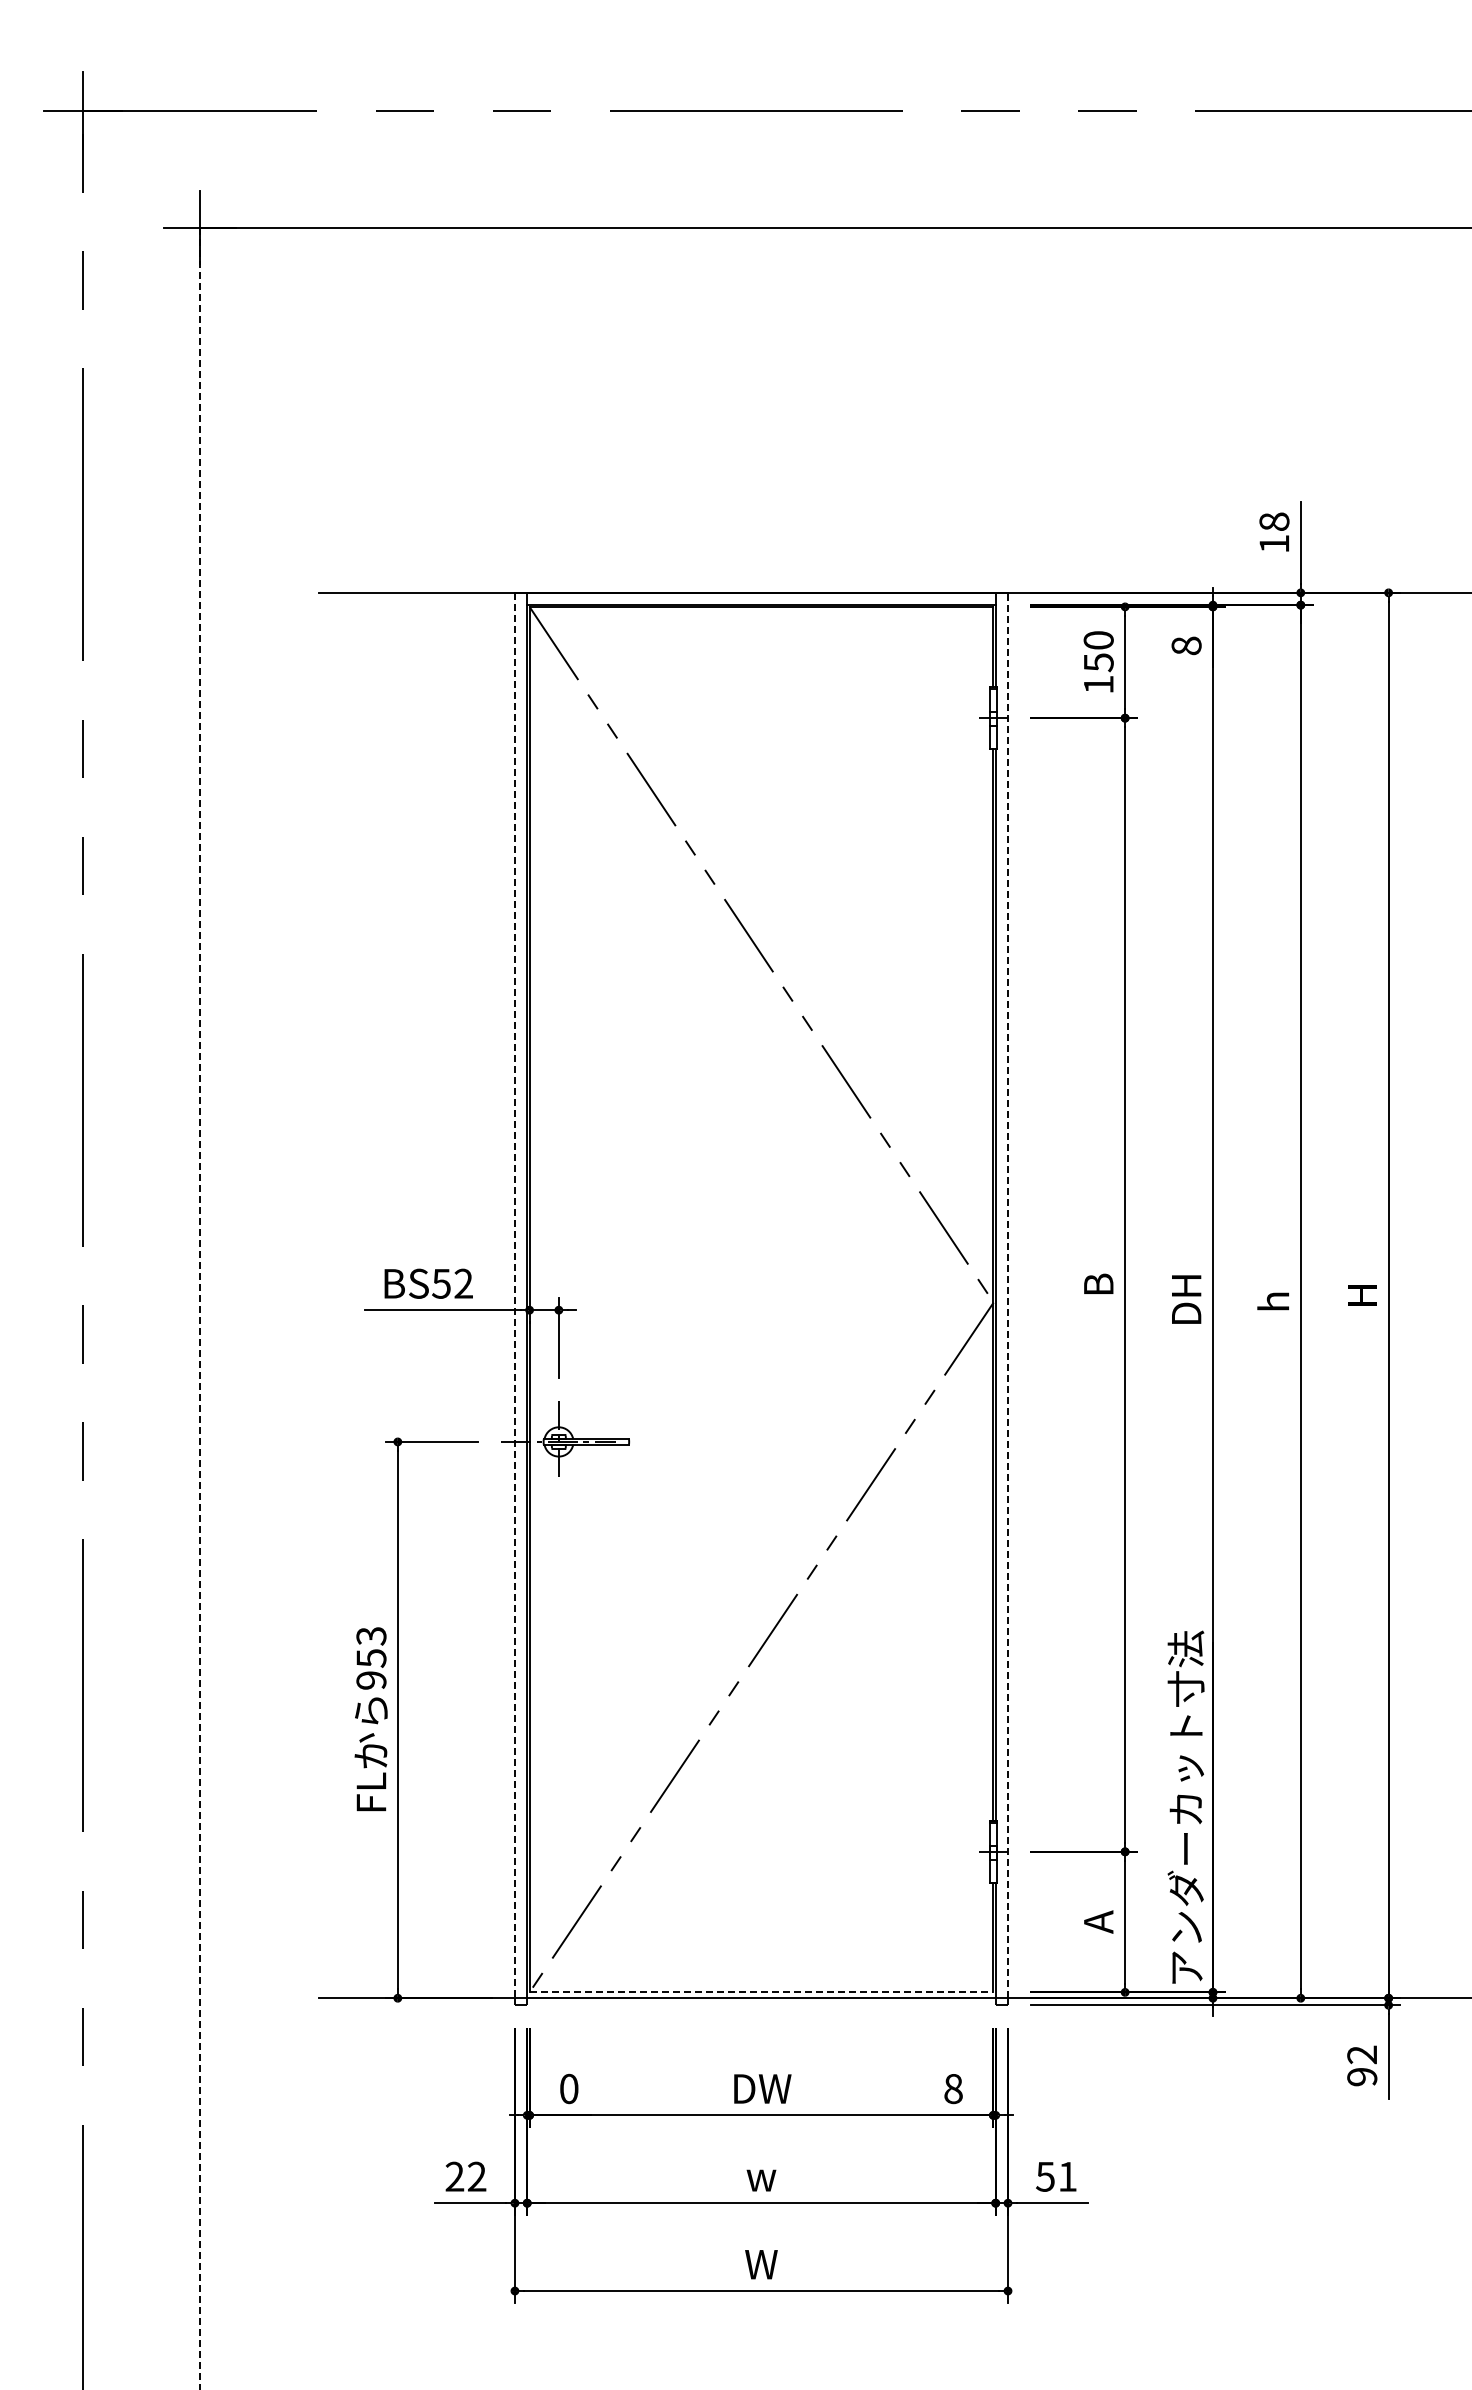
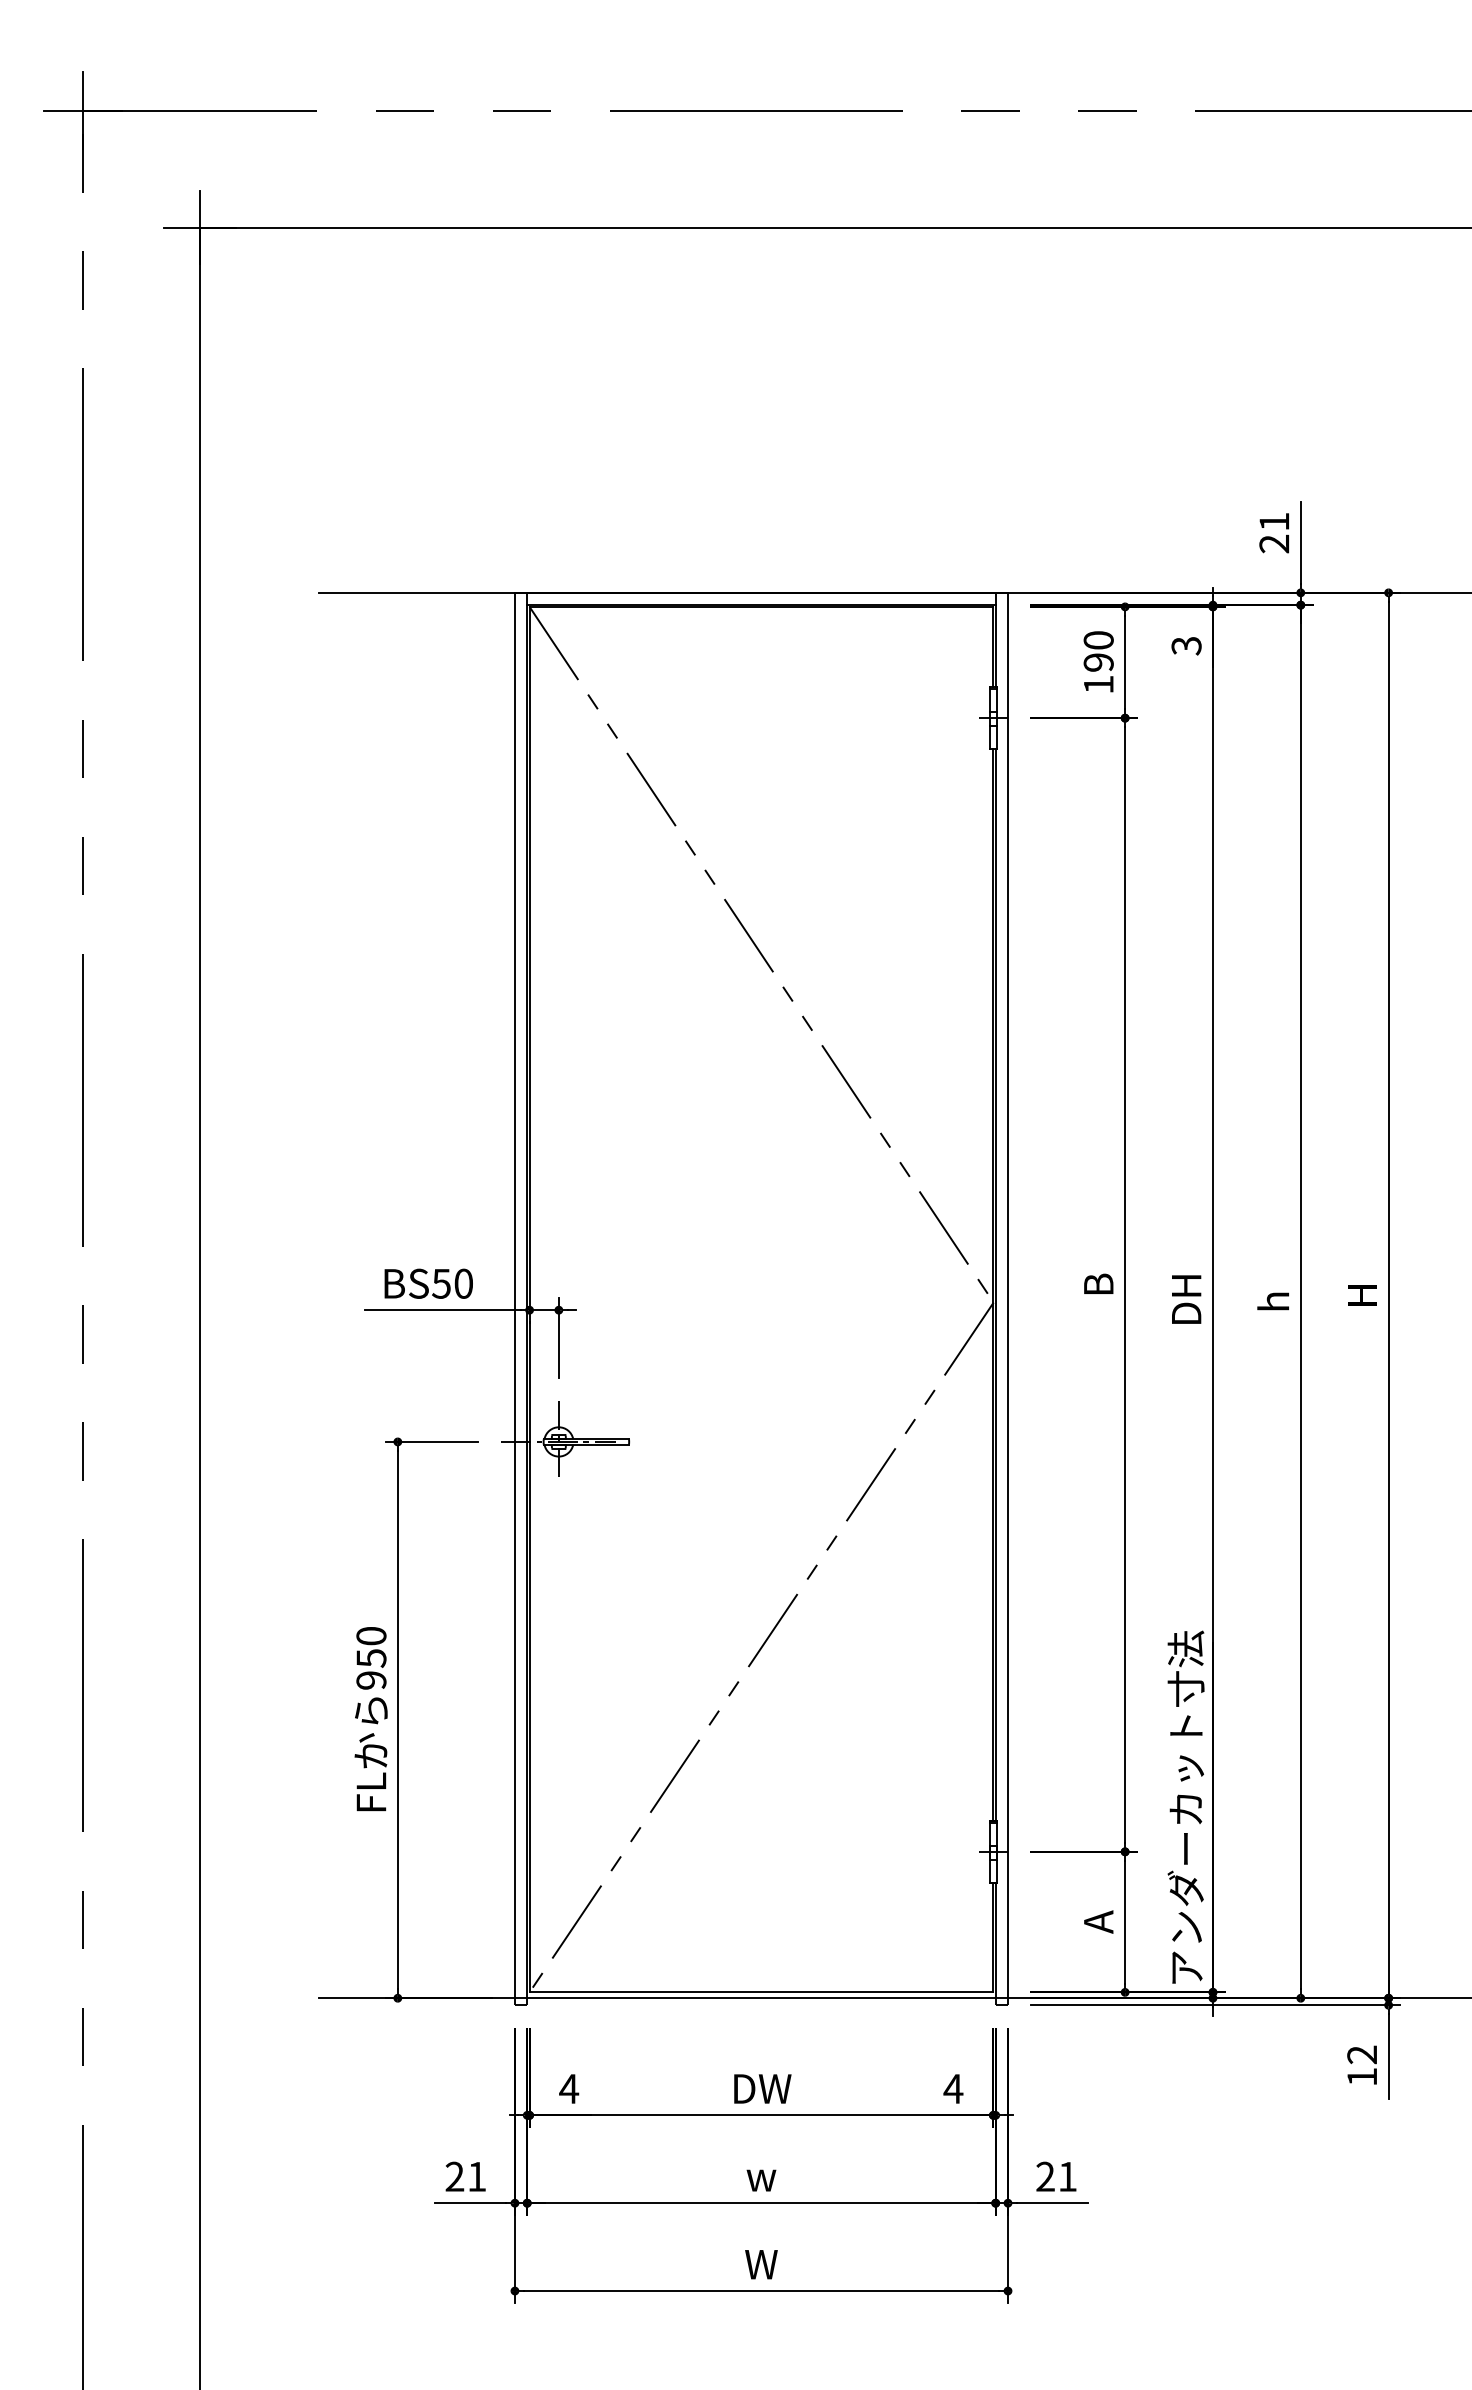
text: 18 -> 21 (1274, 532)
text: 8 -> 3 (1186, 645)
text: 150 -> 190 (1098, 662)
text: BS52 -> BS50 (463, 1283)
line: dashed -> solid (514, 1295)
line: dashed -> solid (1008, 1295)
line: dashed -> solid (199, 1308)
text: 953 -> 950 (371, 1636)
line: dashed -> solid (761, 1992)
text: 92 -> 12 (1362, 2077)
text: 0 -> 4 (569, 2088)
text: 8 -> 4 (953, 2089)
text: 22 -> 21 (477, 2176)
text: 51 -> 21 (1045, 2176)
